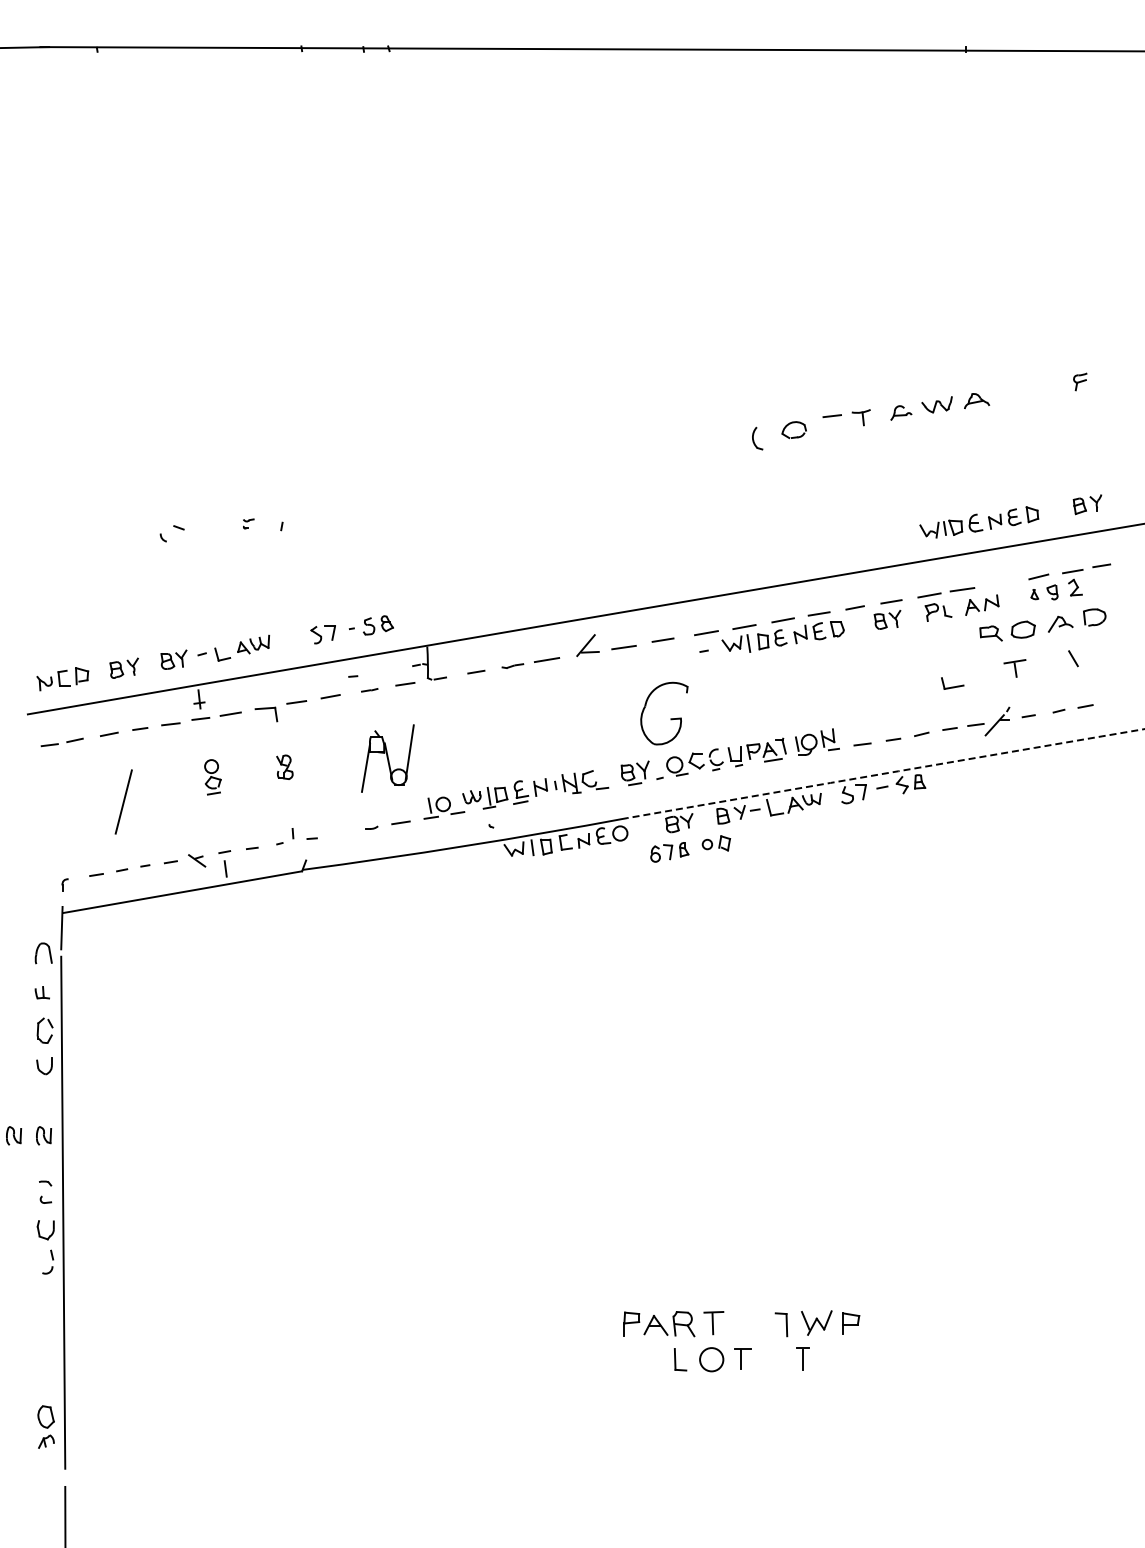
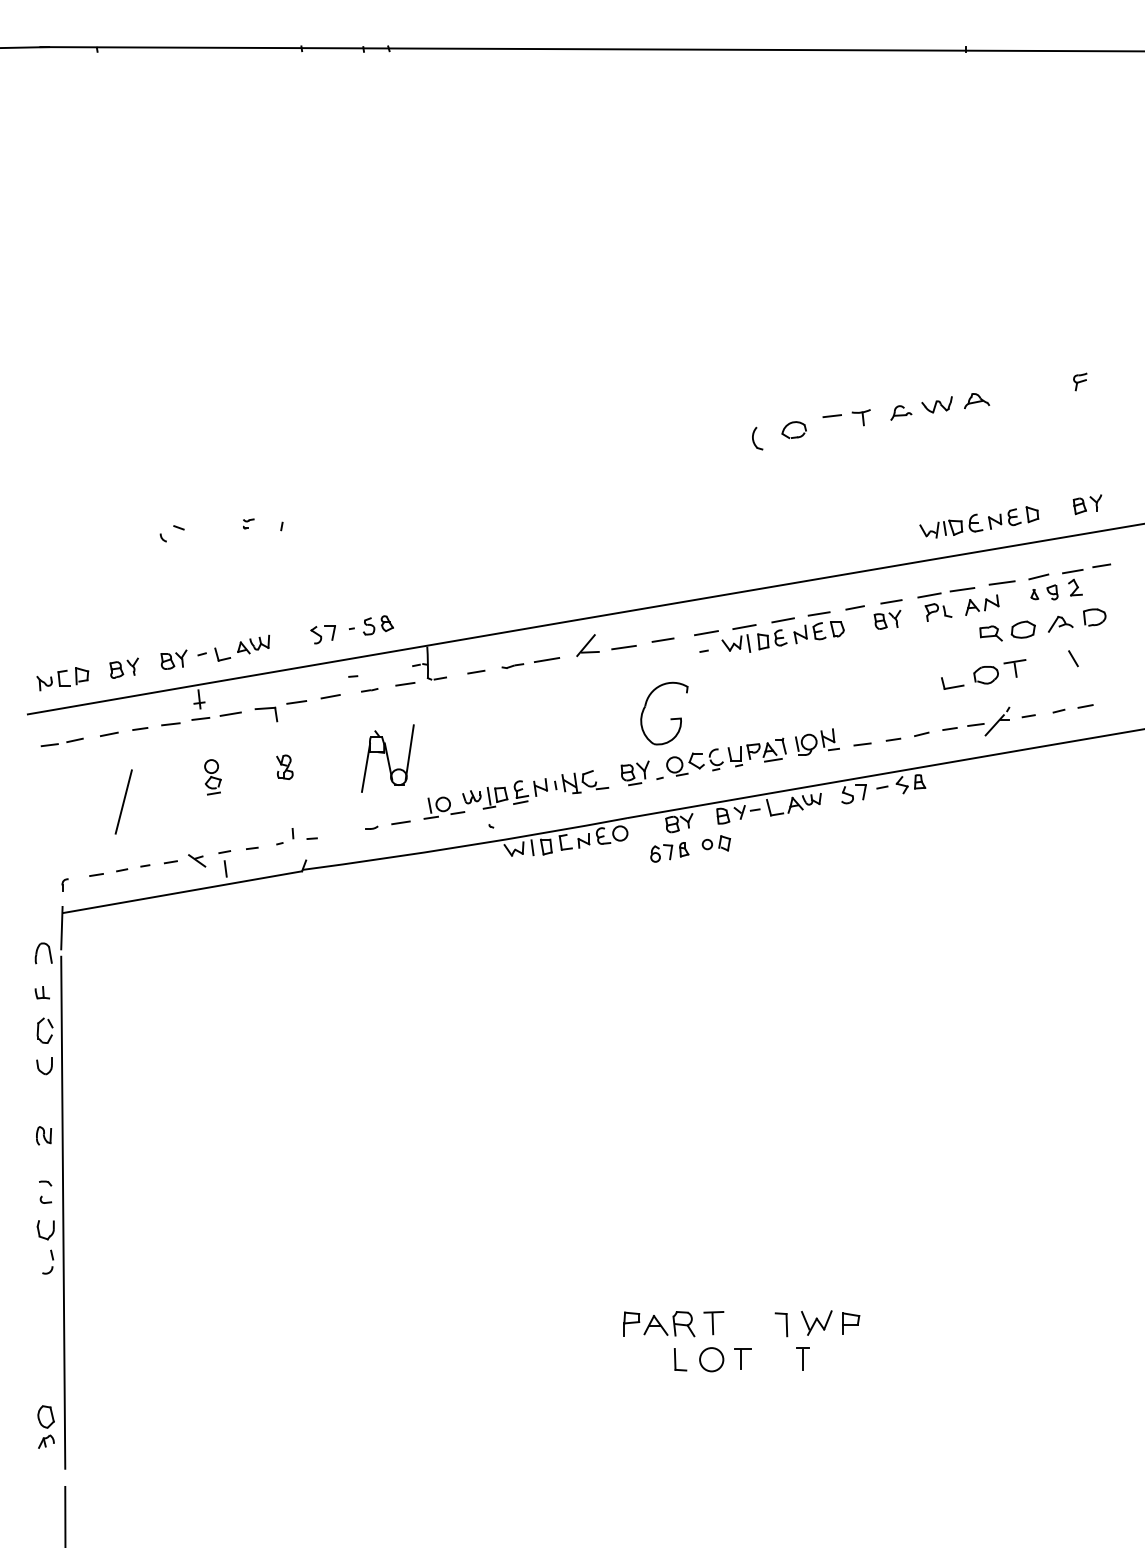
line: none -> present (1001, 582)
part: none -> present (985, 675)
arc: dashed -> solid (885, 773)
part: present -> none (14, 1135)
